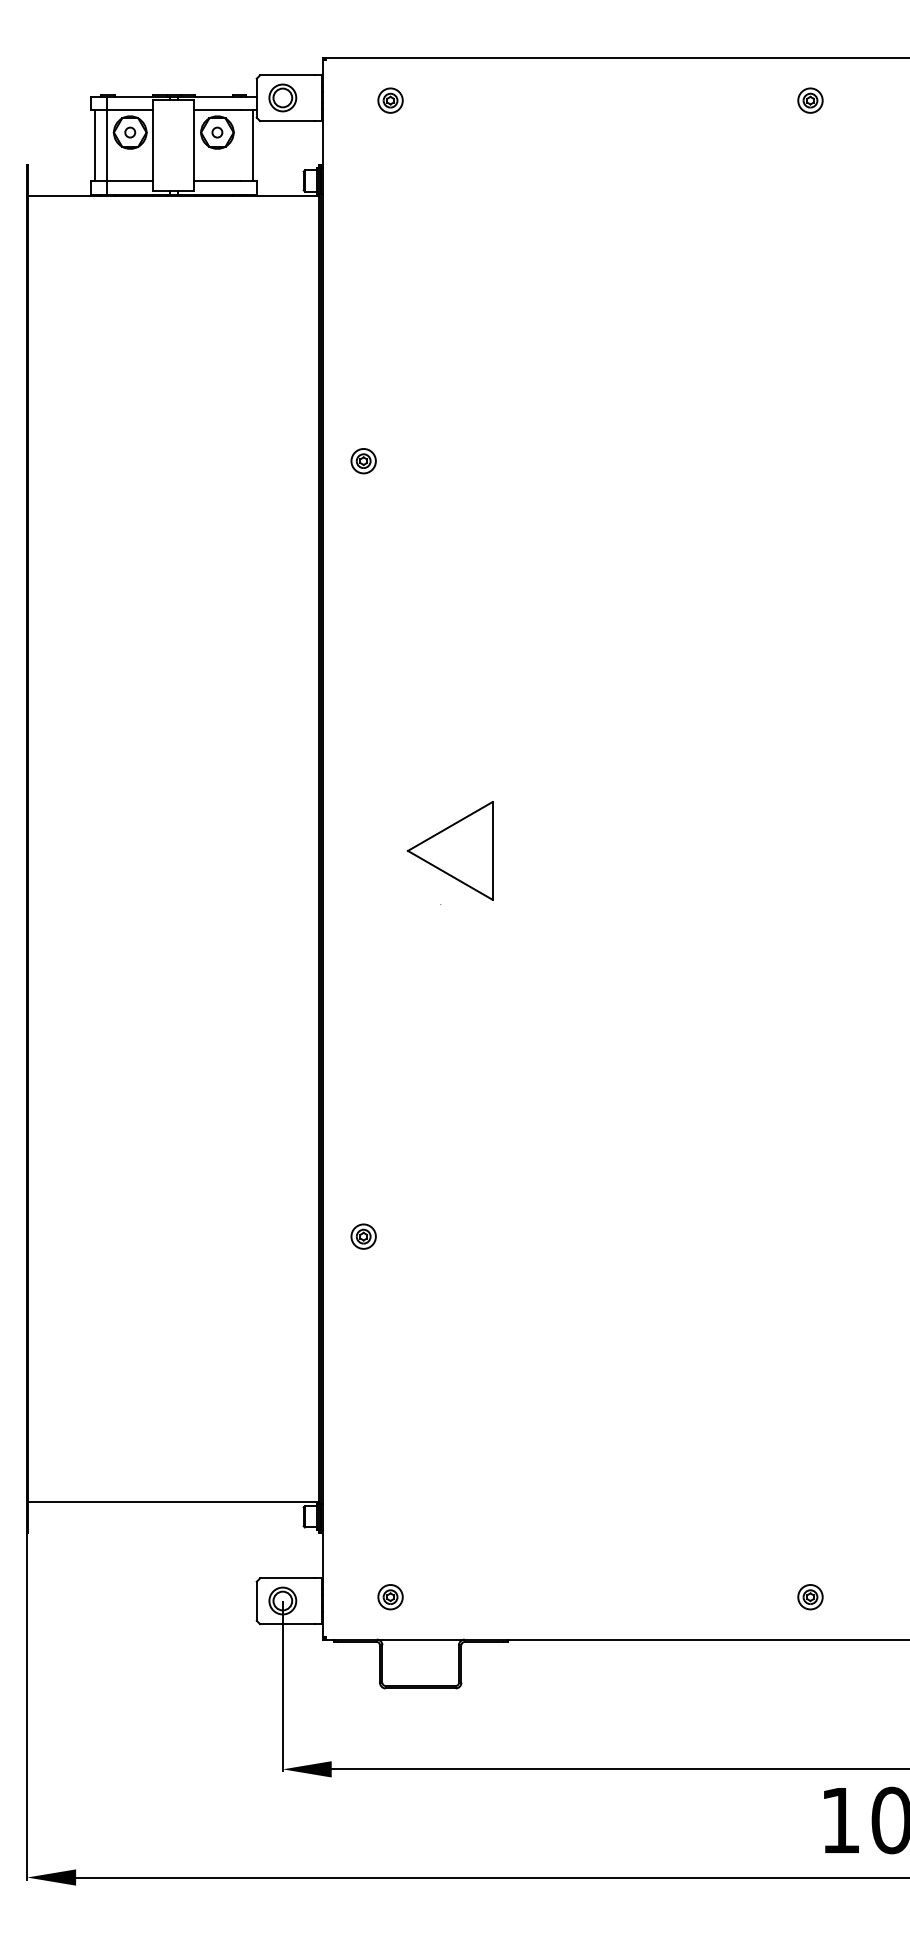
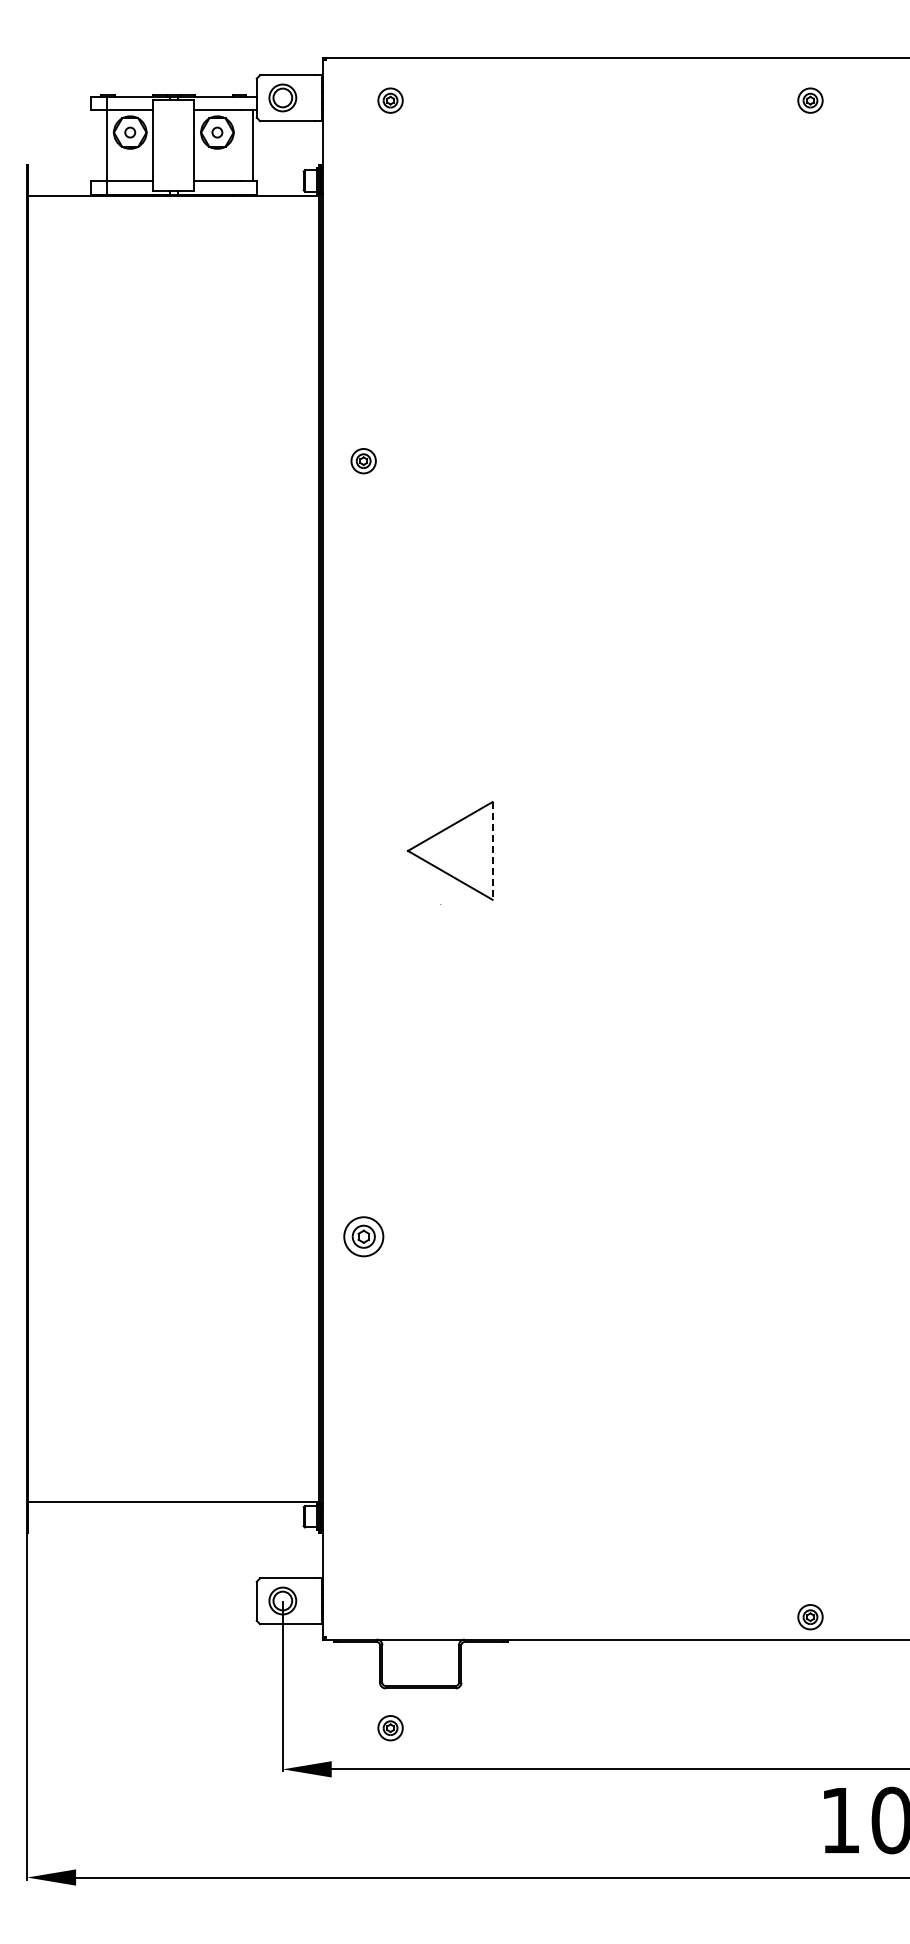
line: present -> none (94, 145)
line: solid -> dashed (492, 850)
part size: 27x27 px -> 42x42 px (363, 1236)
part position: (390, 1597) -> (390, 1728) (390, 1728)
part position: (810, 1597) -> (810, 1617) (810, 1617)
